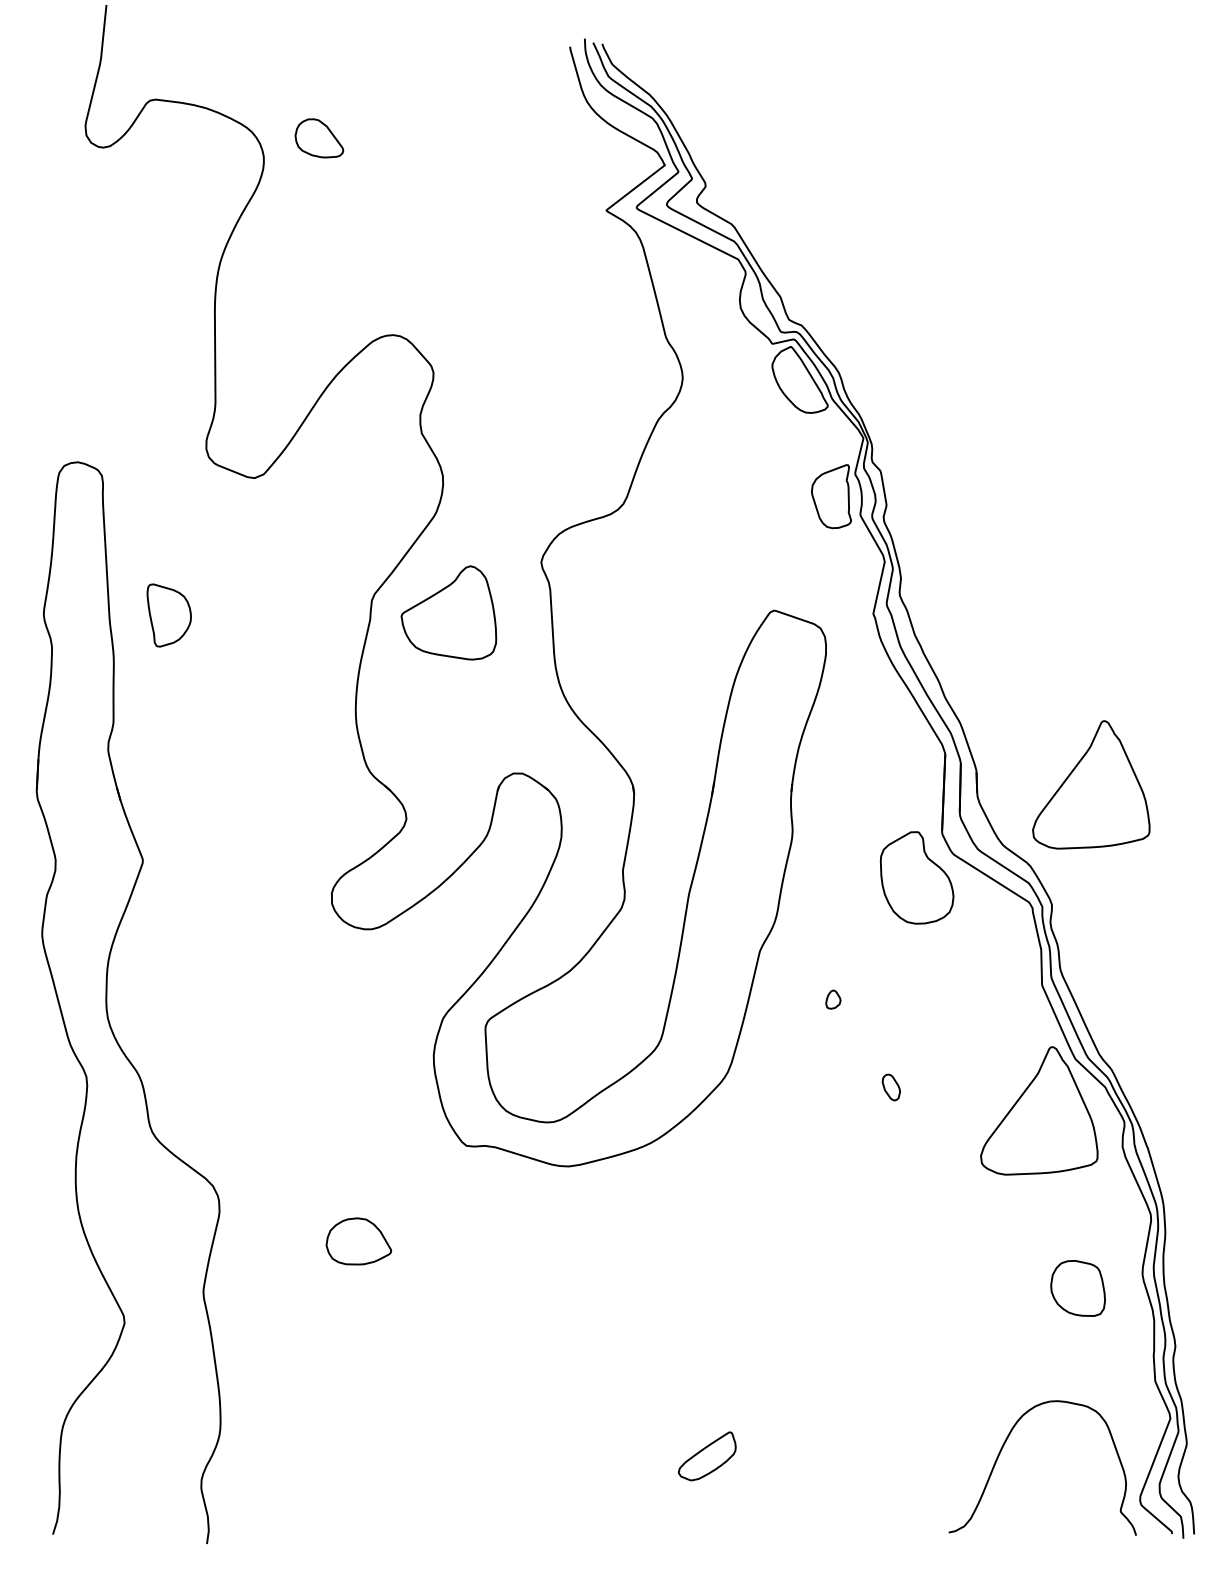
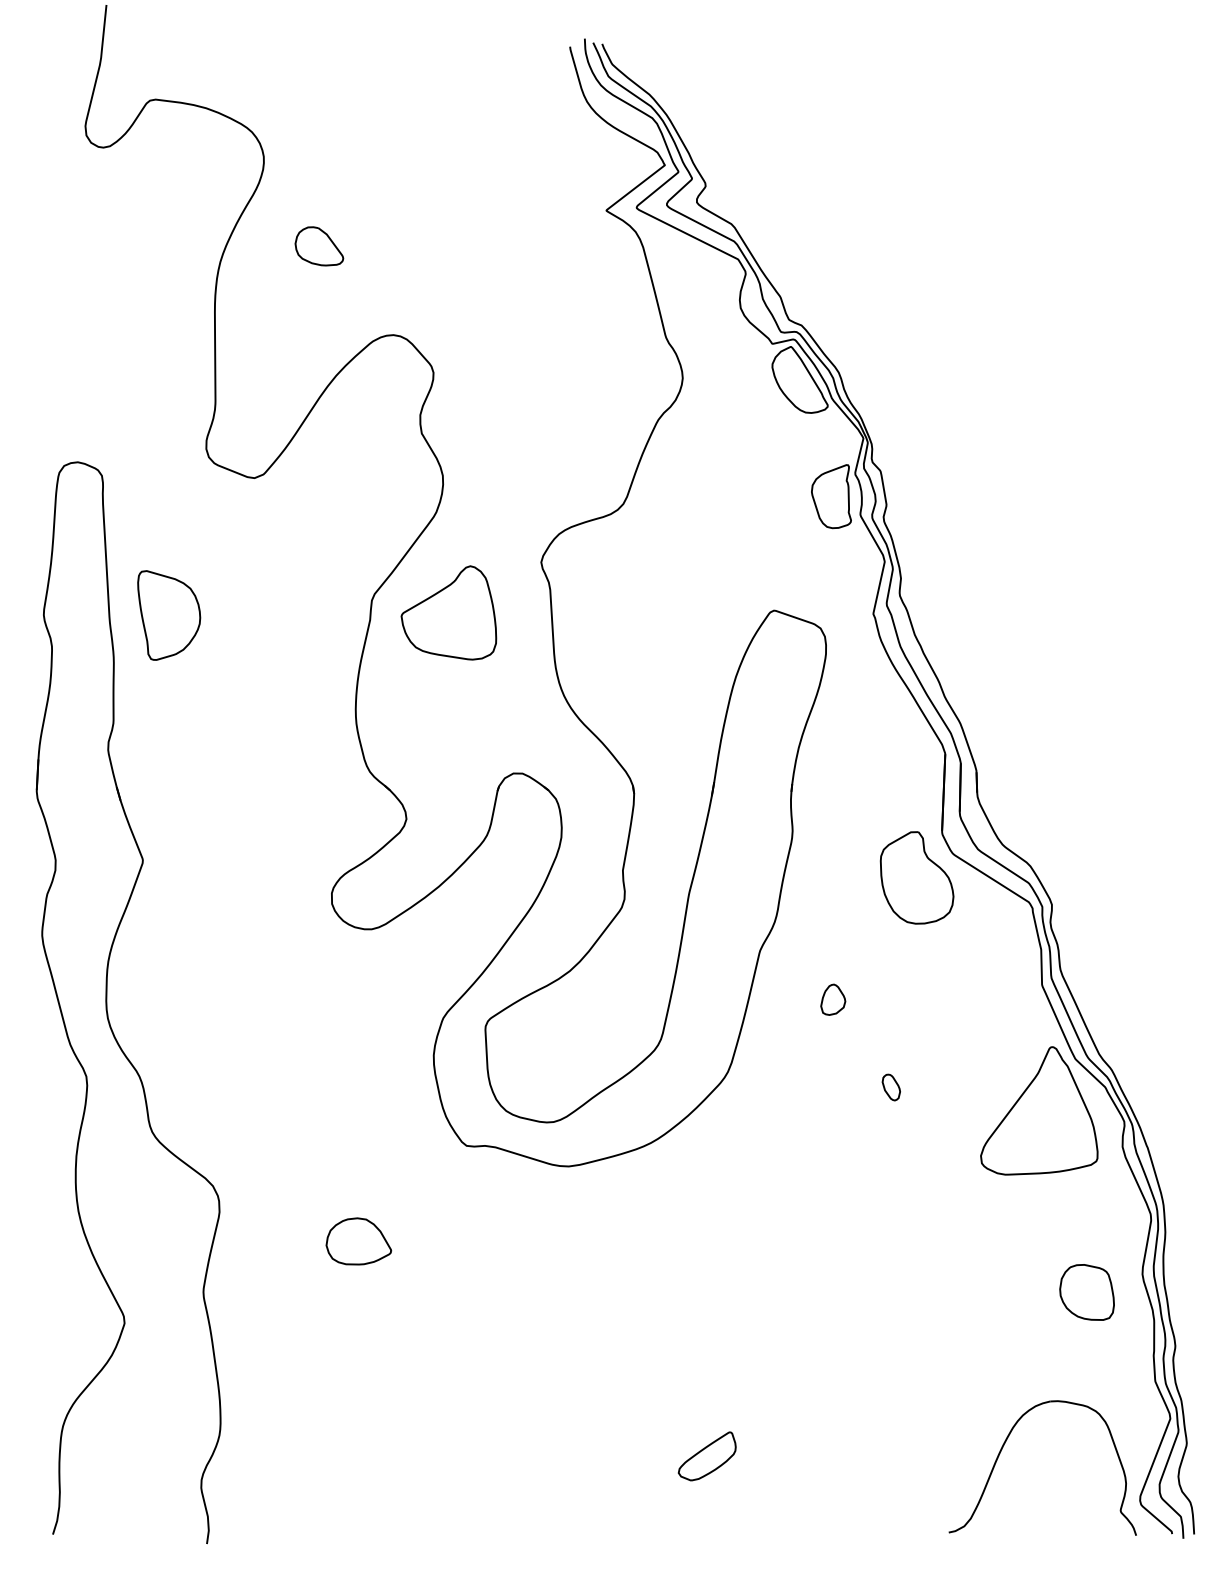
part position: (319, 138) -> (319, 246) (319, 246)
part size: 46x65 px -> 65x91 px (169, 615)
part: present -> none (1091, 784)
part size: 17x21 px -> 27x33 px (833, 999)
part position: (1077, 1288) -> (1086, 1292) (1086, 1292)
